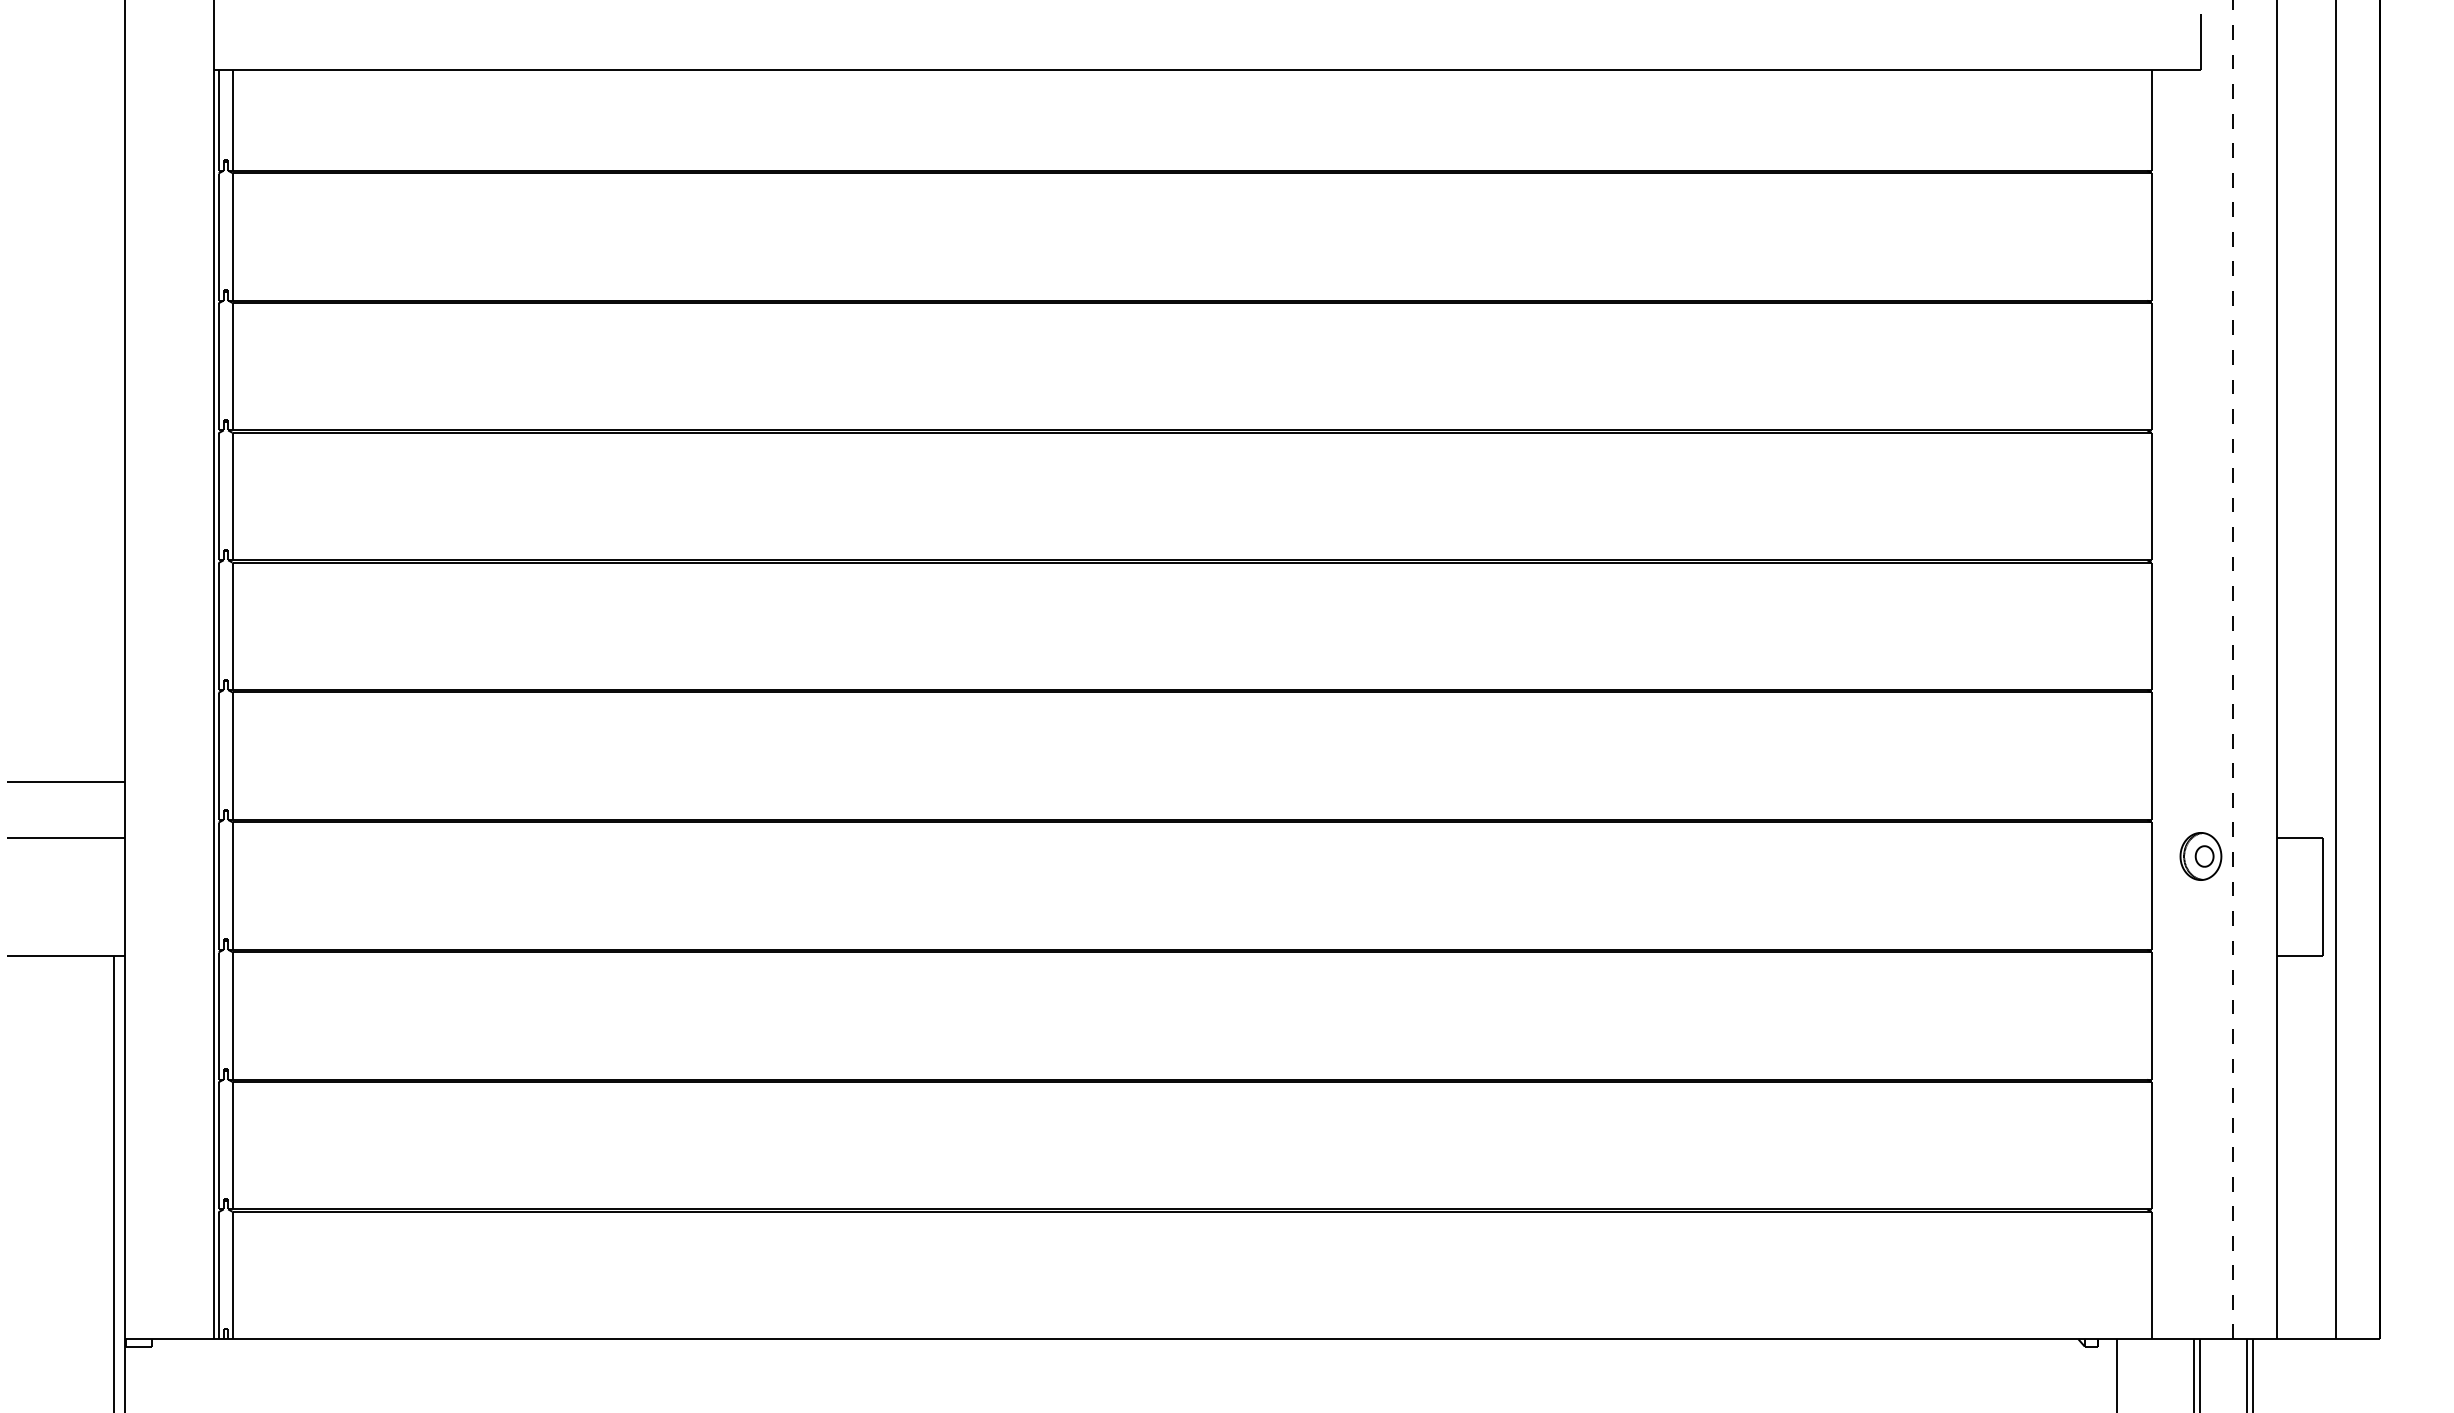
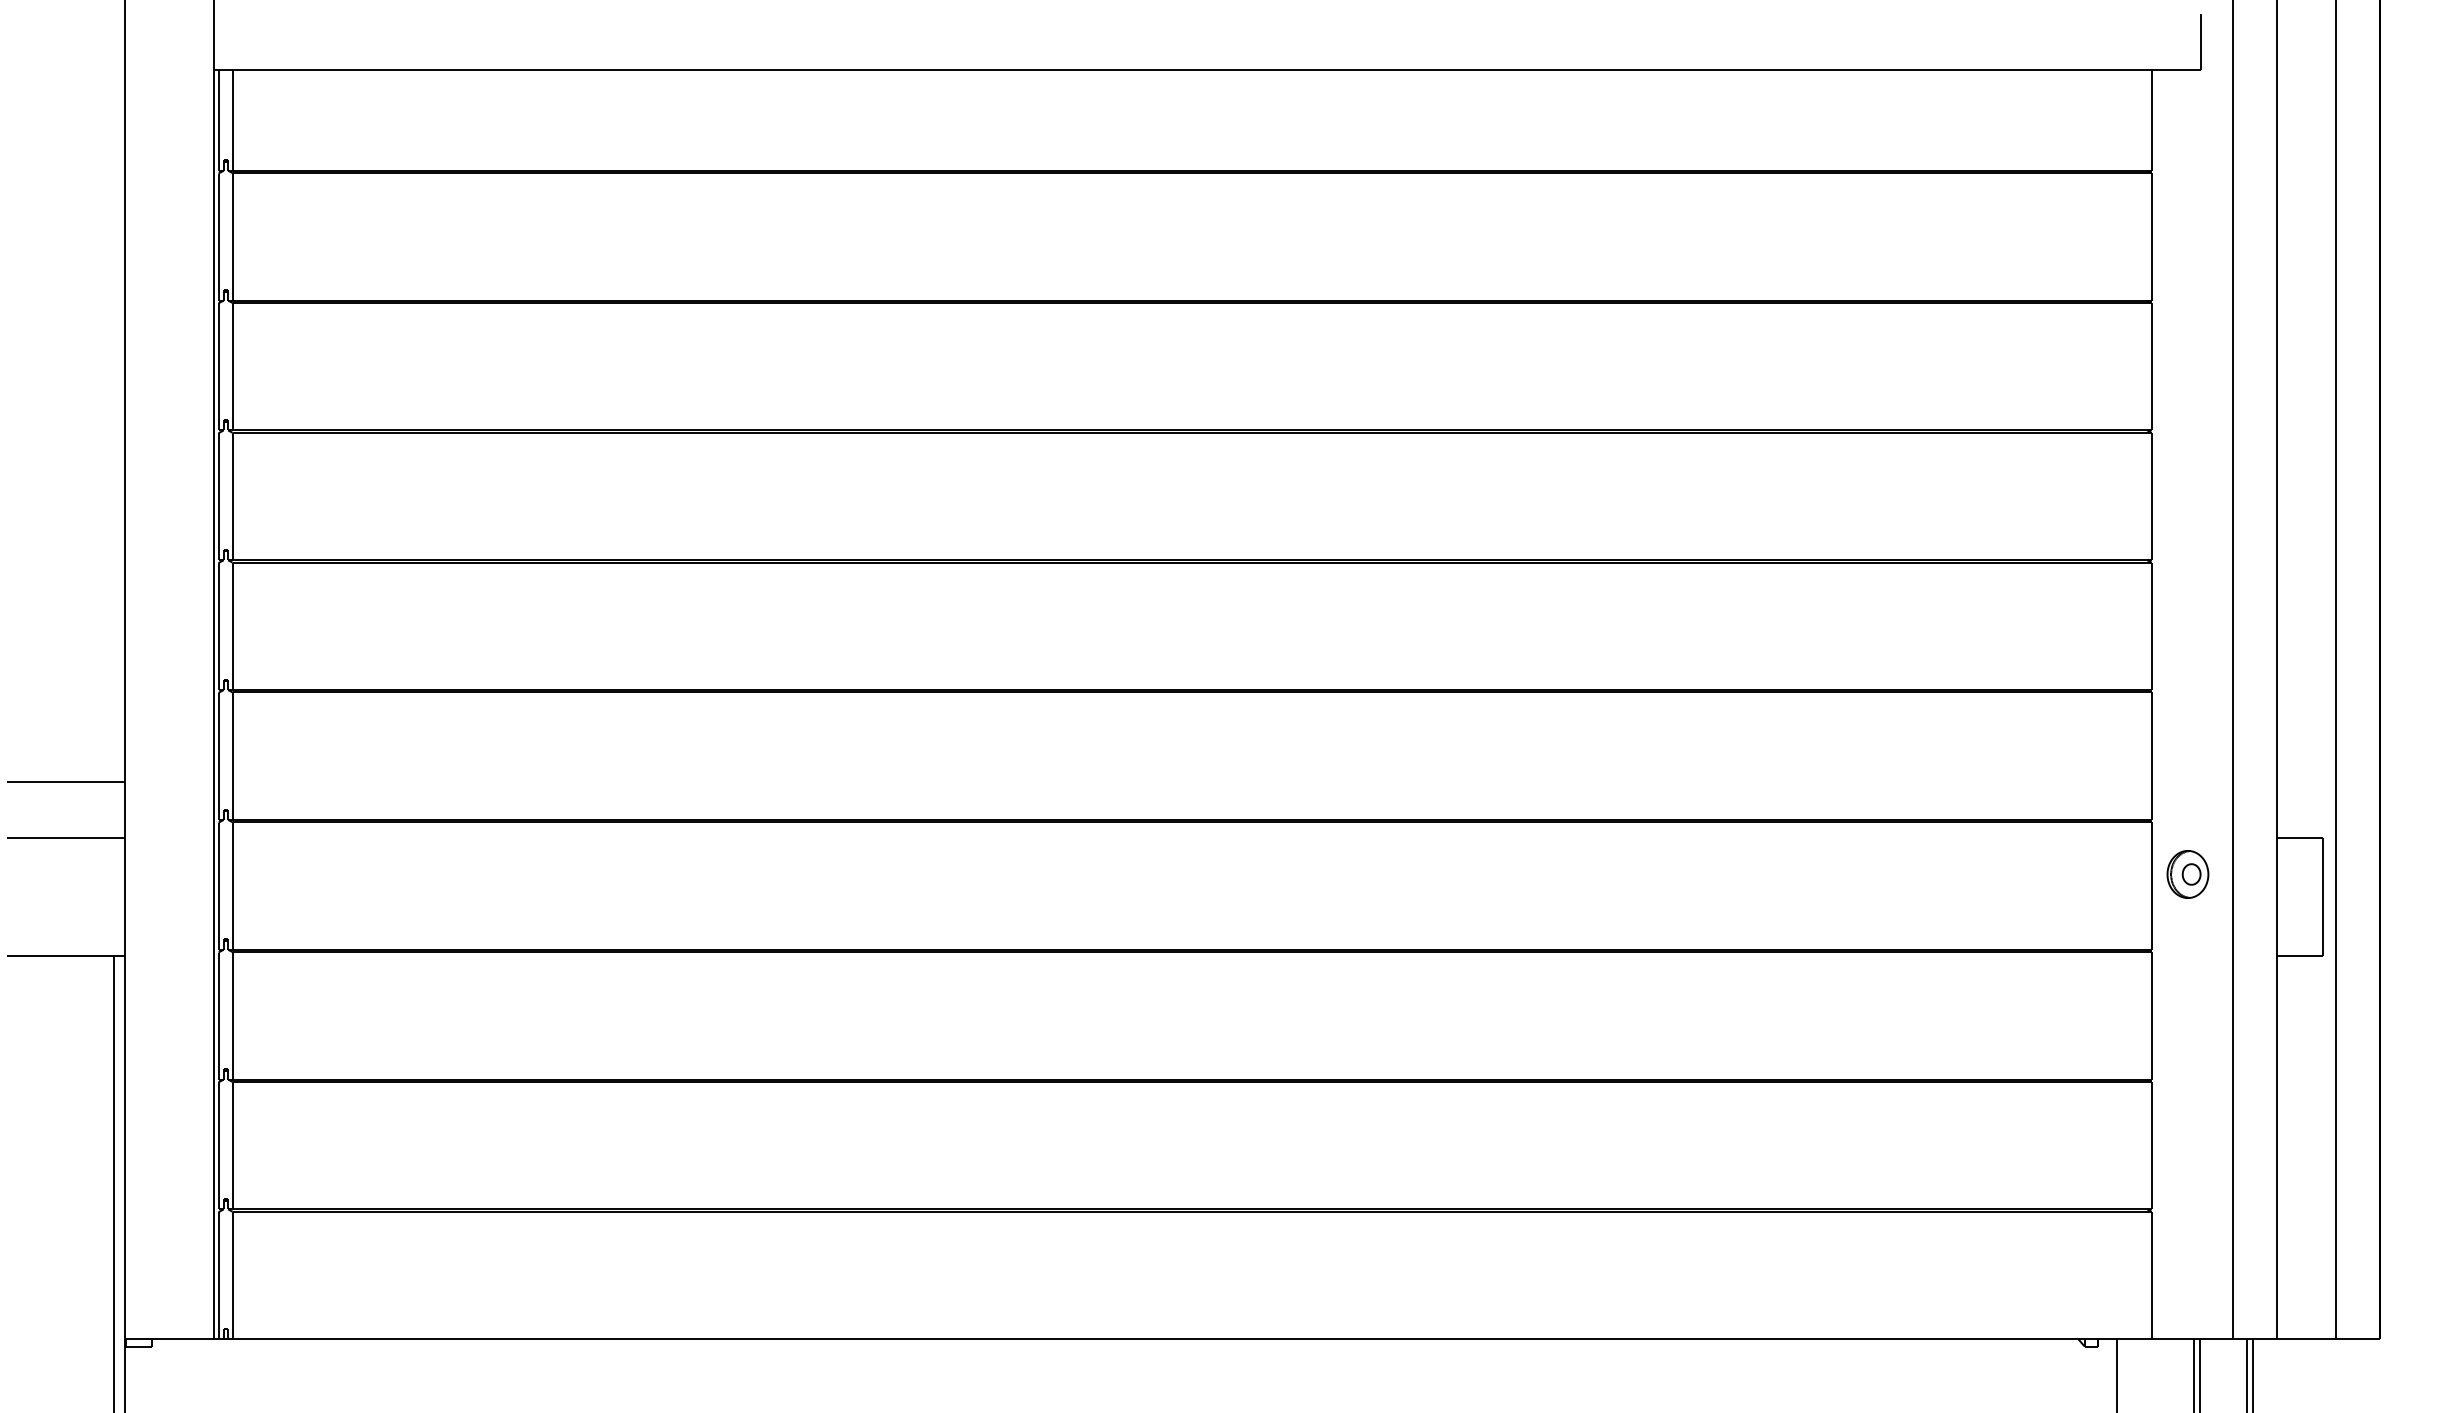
line: dashed -> solid (2232, 669)
part position: (2200, 856) -> (2187, 874) (2187, 874)
